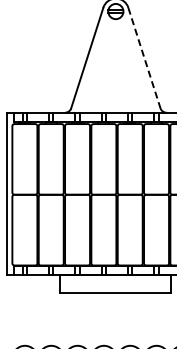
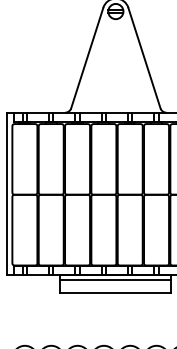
line: dashed -> solid (144, 58)
line: none -> present (115, 279)
